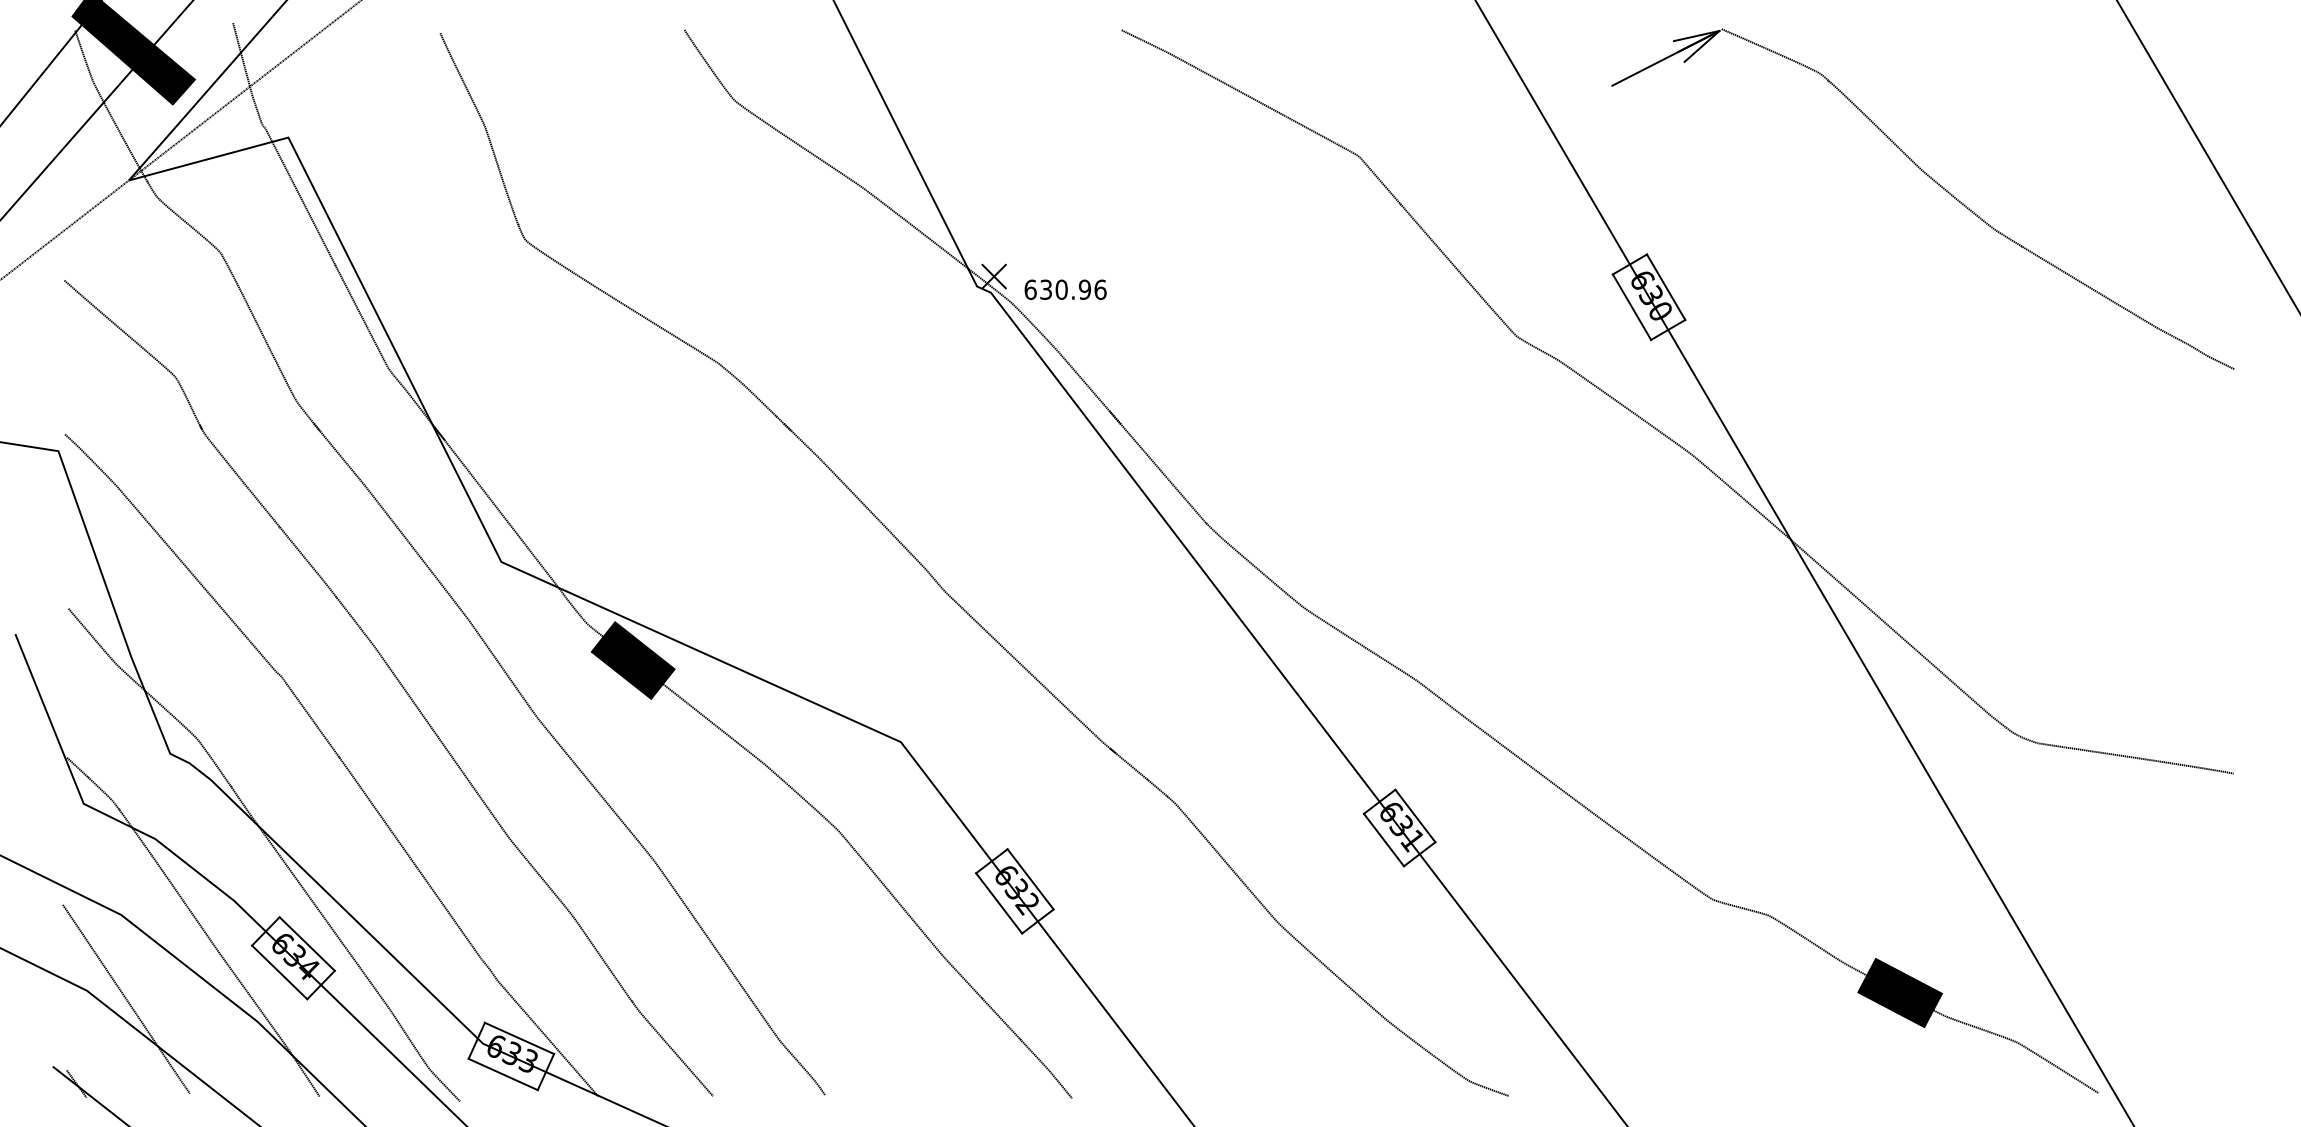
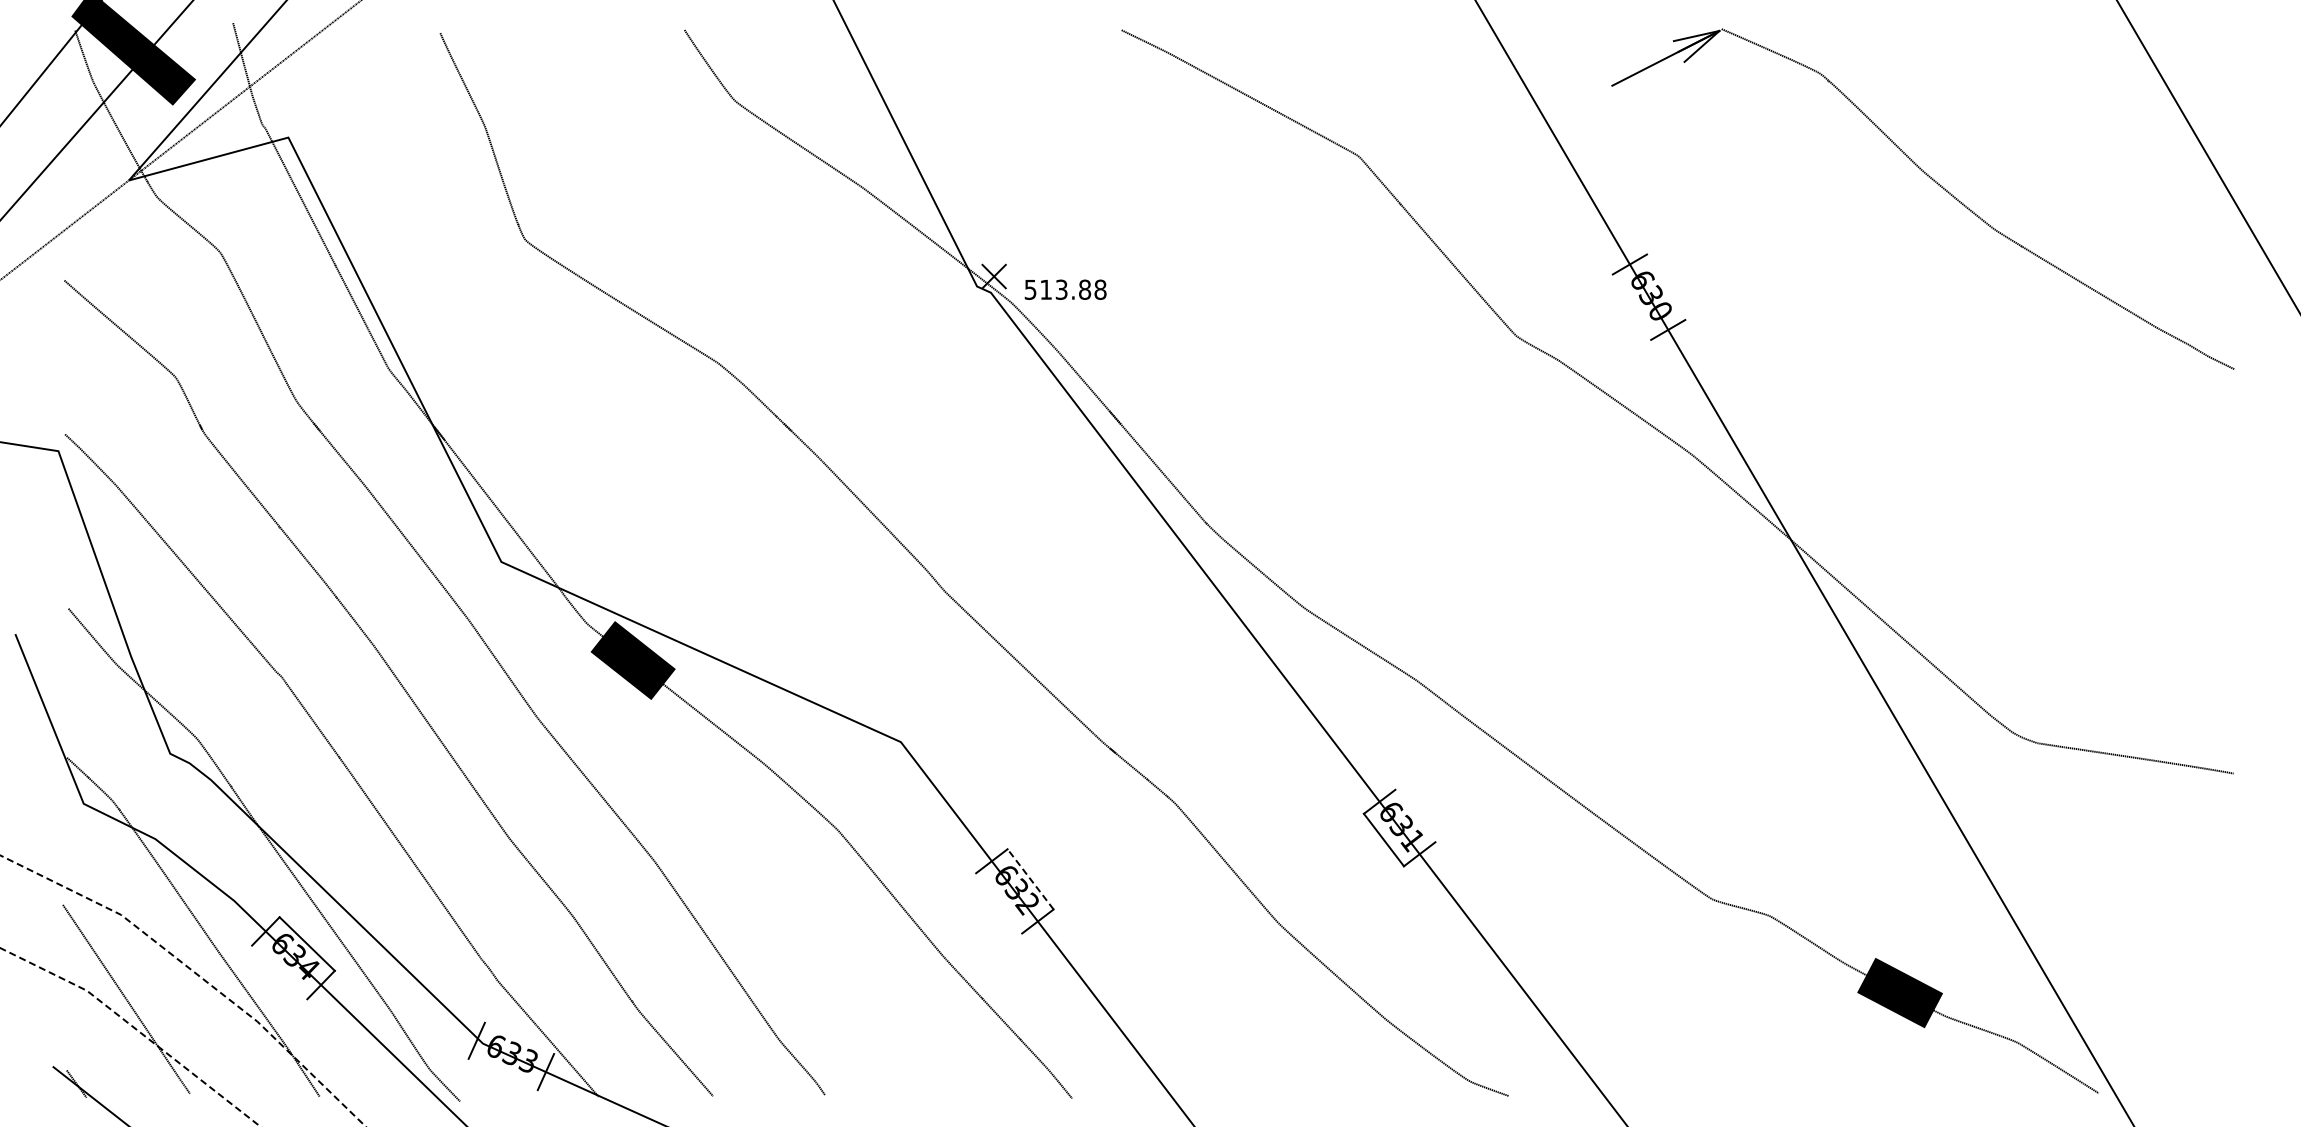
line: present -> none (1666, 286)
text: 630.96 -> 513.88 (1065, 289)
line: present -> none (1631, 306)
line: present -> none (1415, 815)
line: solid -> dashed (1030, 879)
line: present -> none (999, 903)
line: present -> none (279, 972)
line: solid -> dashed (195, 973)
line: solid -> dashed (135, 1028)
line: present -> none (519, 1038)
line: present -> none (502, 1074)
